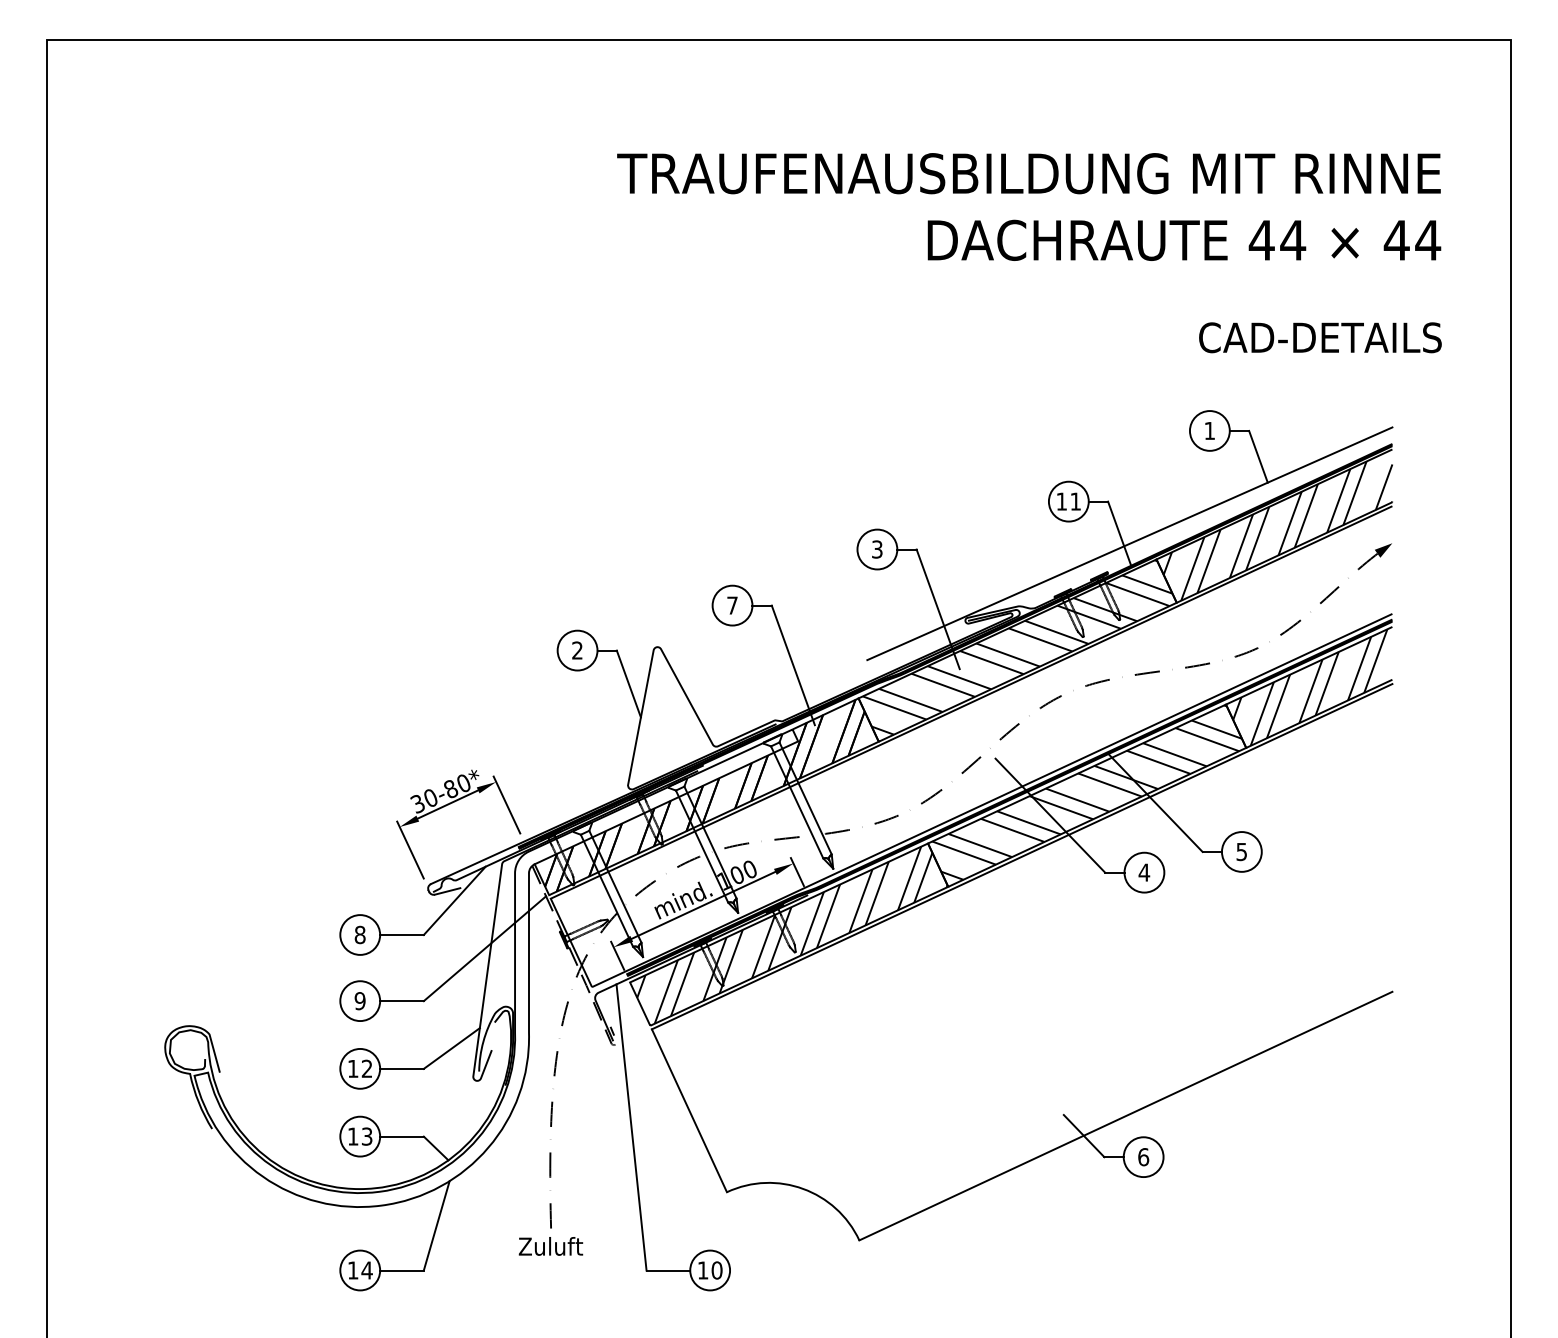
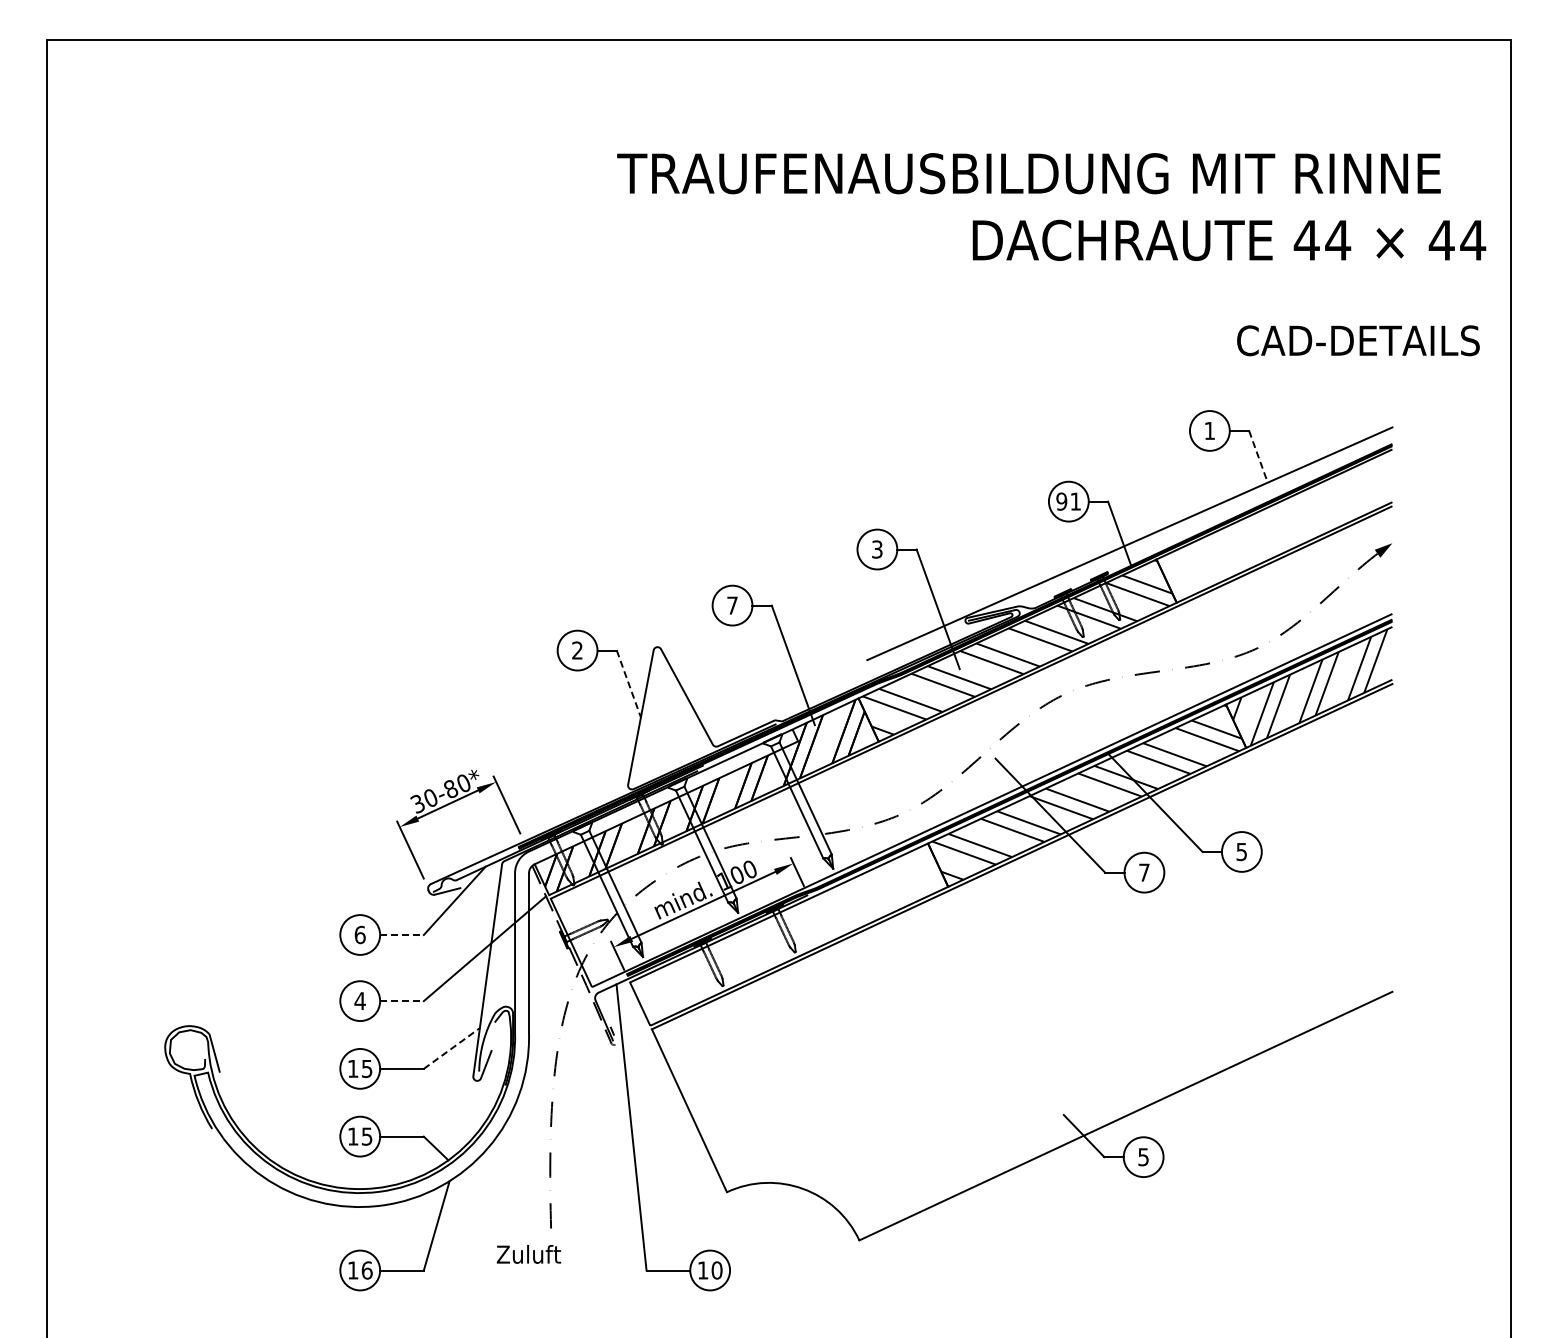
text position: (1184, 239) -> (1229, 239) (1229, 239)
text position: (1320, 337) -> (1358, 340) (1358, 340)
line: solid -> dashed (1258, 457)
text: 11 -> 91 (1061, 501)
hatch: present -> none (1277, 530)
line: solid -> dashed (628, 684)
text: 4 -> 7 (1144, 872)
text: 8 -> 6 (359, 934)
hatch: present -> none (792, 934)
line: solid -> dashed (402, 935)
text: 9 -> 4 (359, 1001)
line: solid -> dashed (402, 1001)
line: solid -> dashed (451, 1048)
text: 12 -> 15 (367, 1068)
text: 13 -> 15 (367, 1136)
text: 6 -> 5 (1143, 1157)
text position: (550, 1246) -> (528, 1254) (528, 1254)
text: 14 -> 16 (366, 1270)
